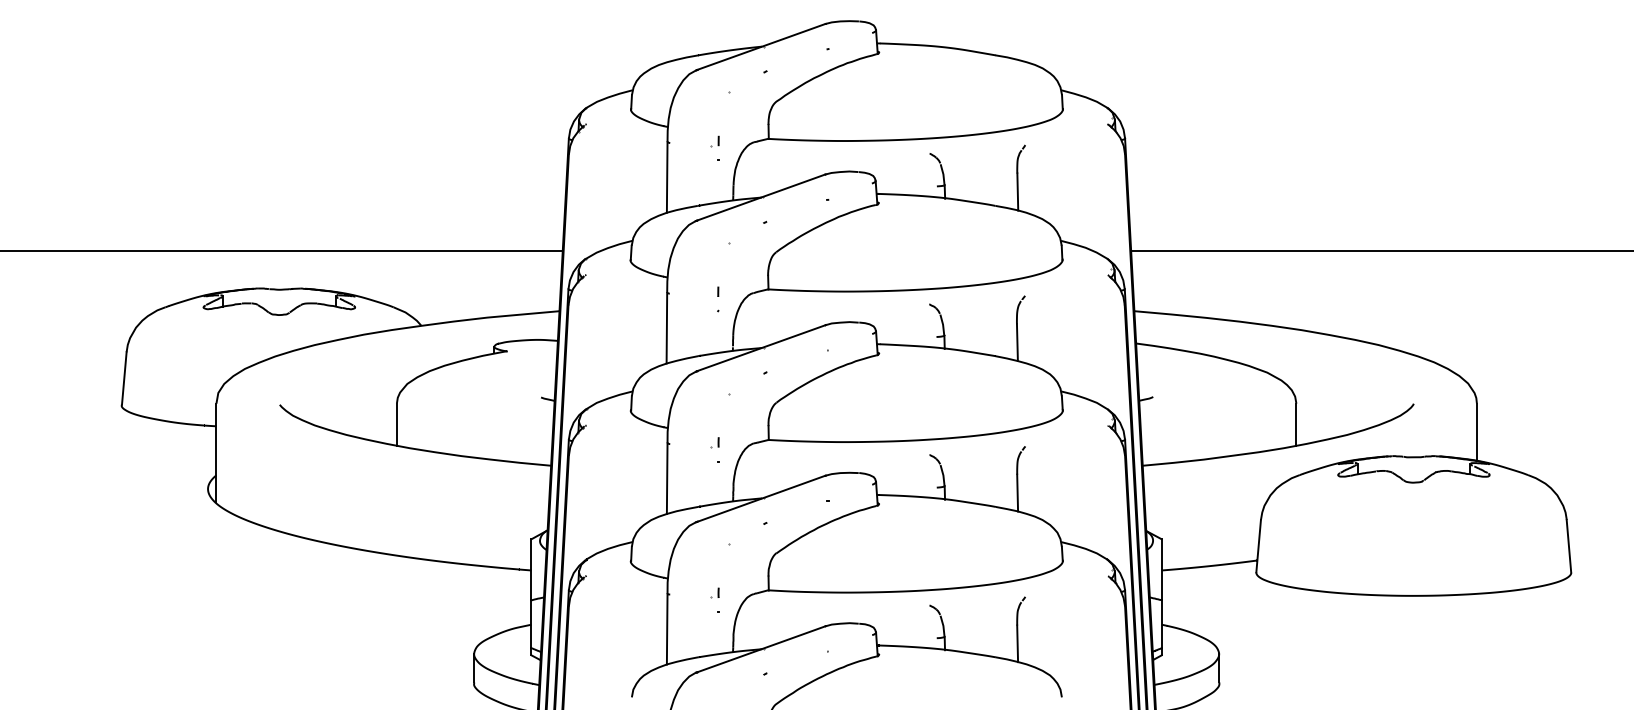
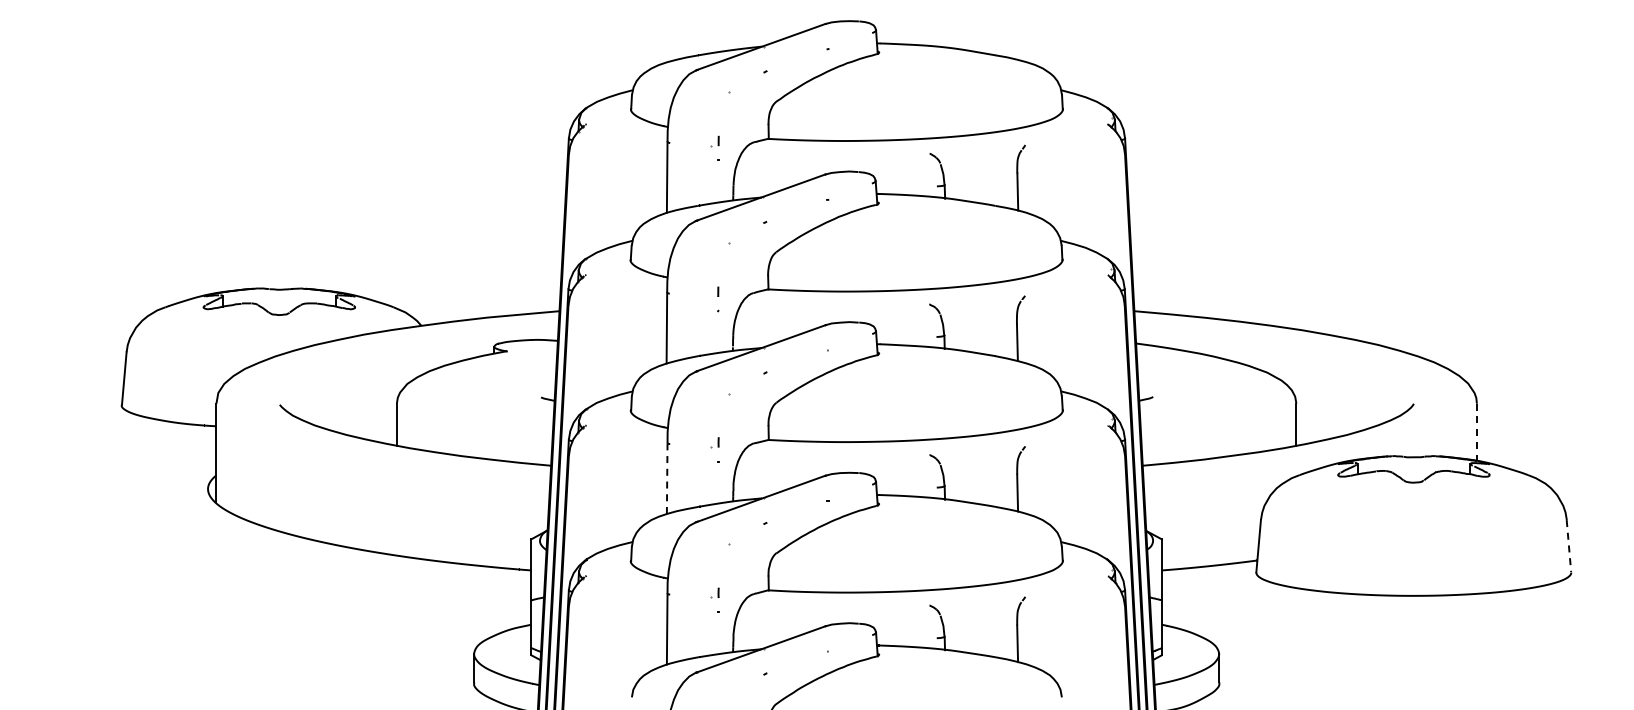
line: present -> none (282, 250)
line: present -> none (1380, 250)
line: solid -> dashed (1476, 432)
line: solid -> dashed (667, 479)
line: solid -> dashed (1568, 546)
